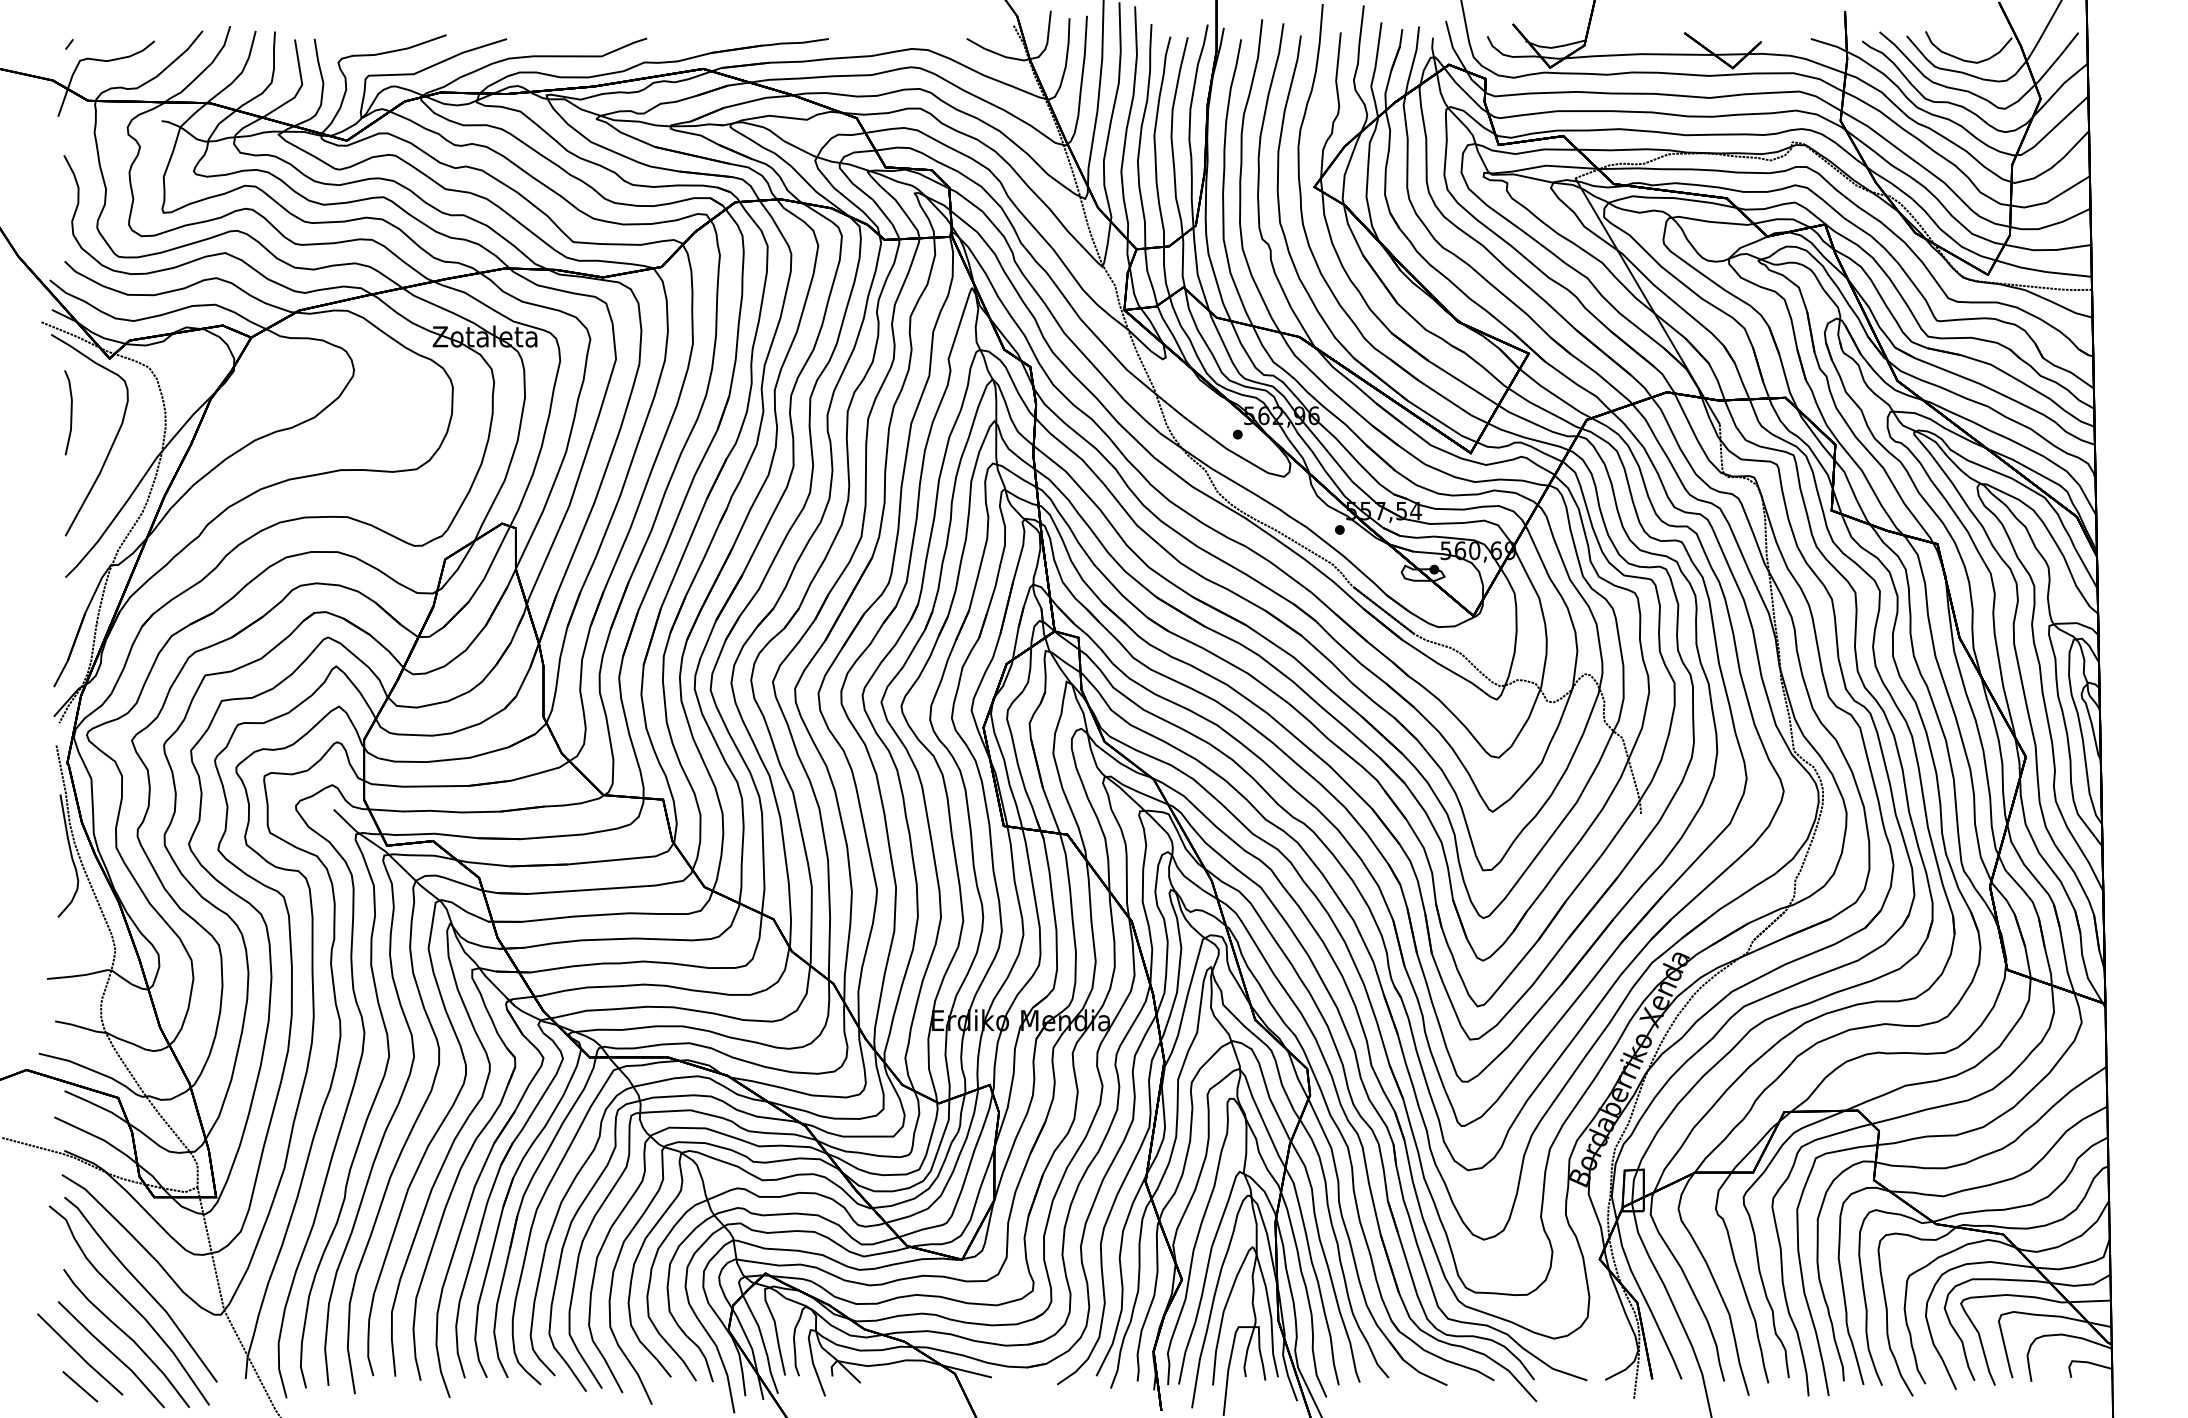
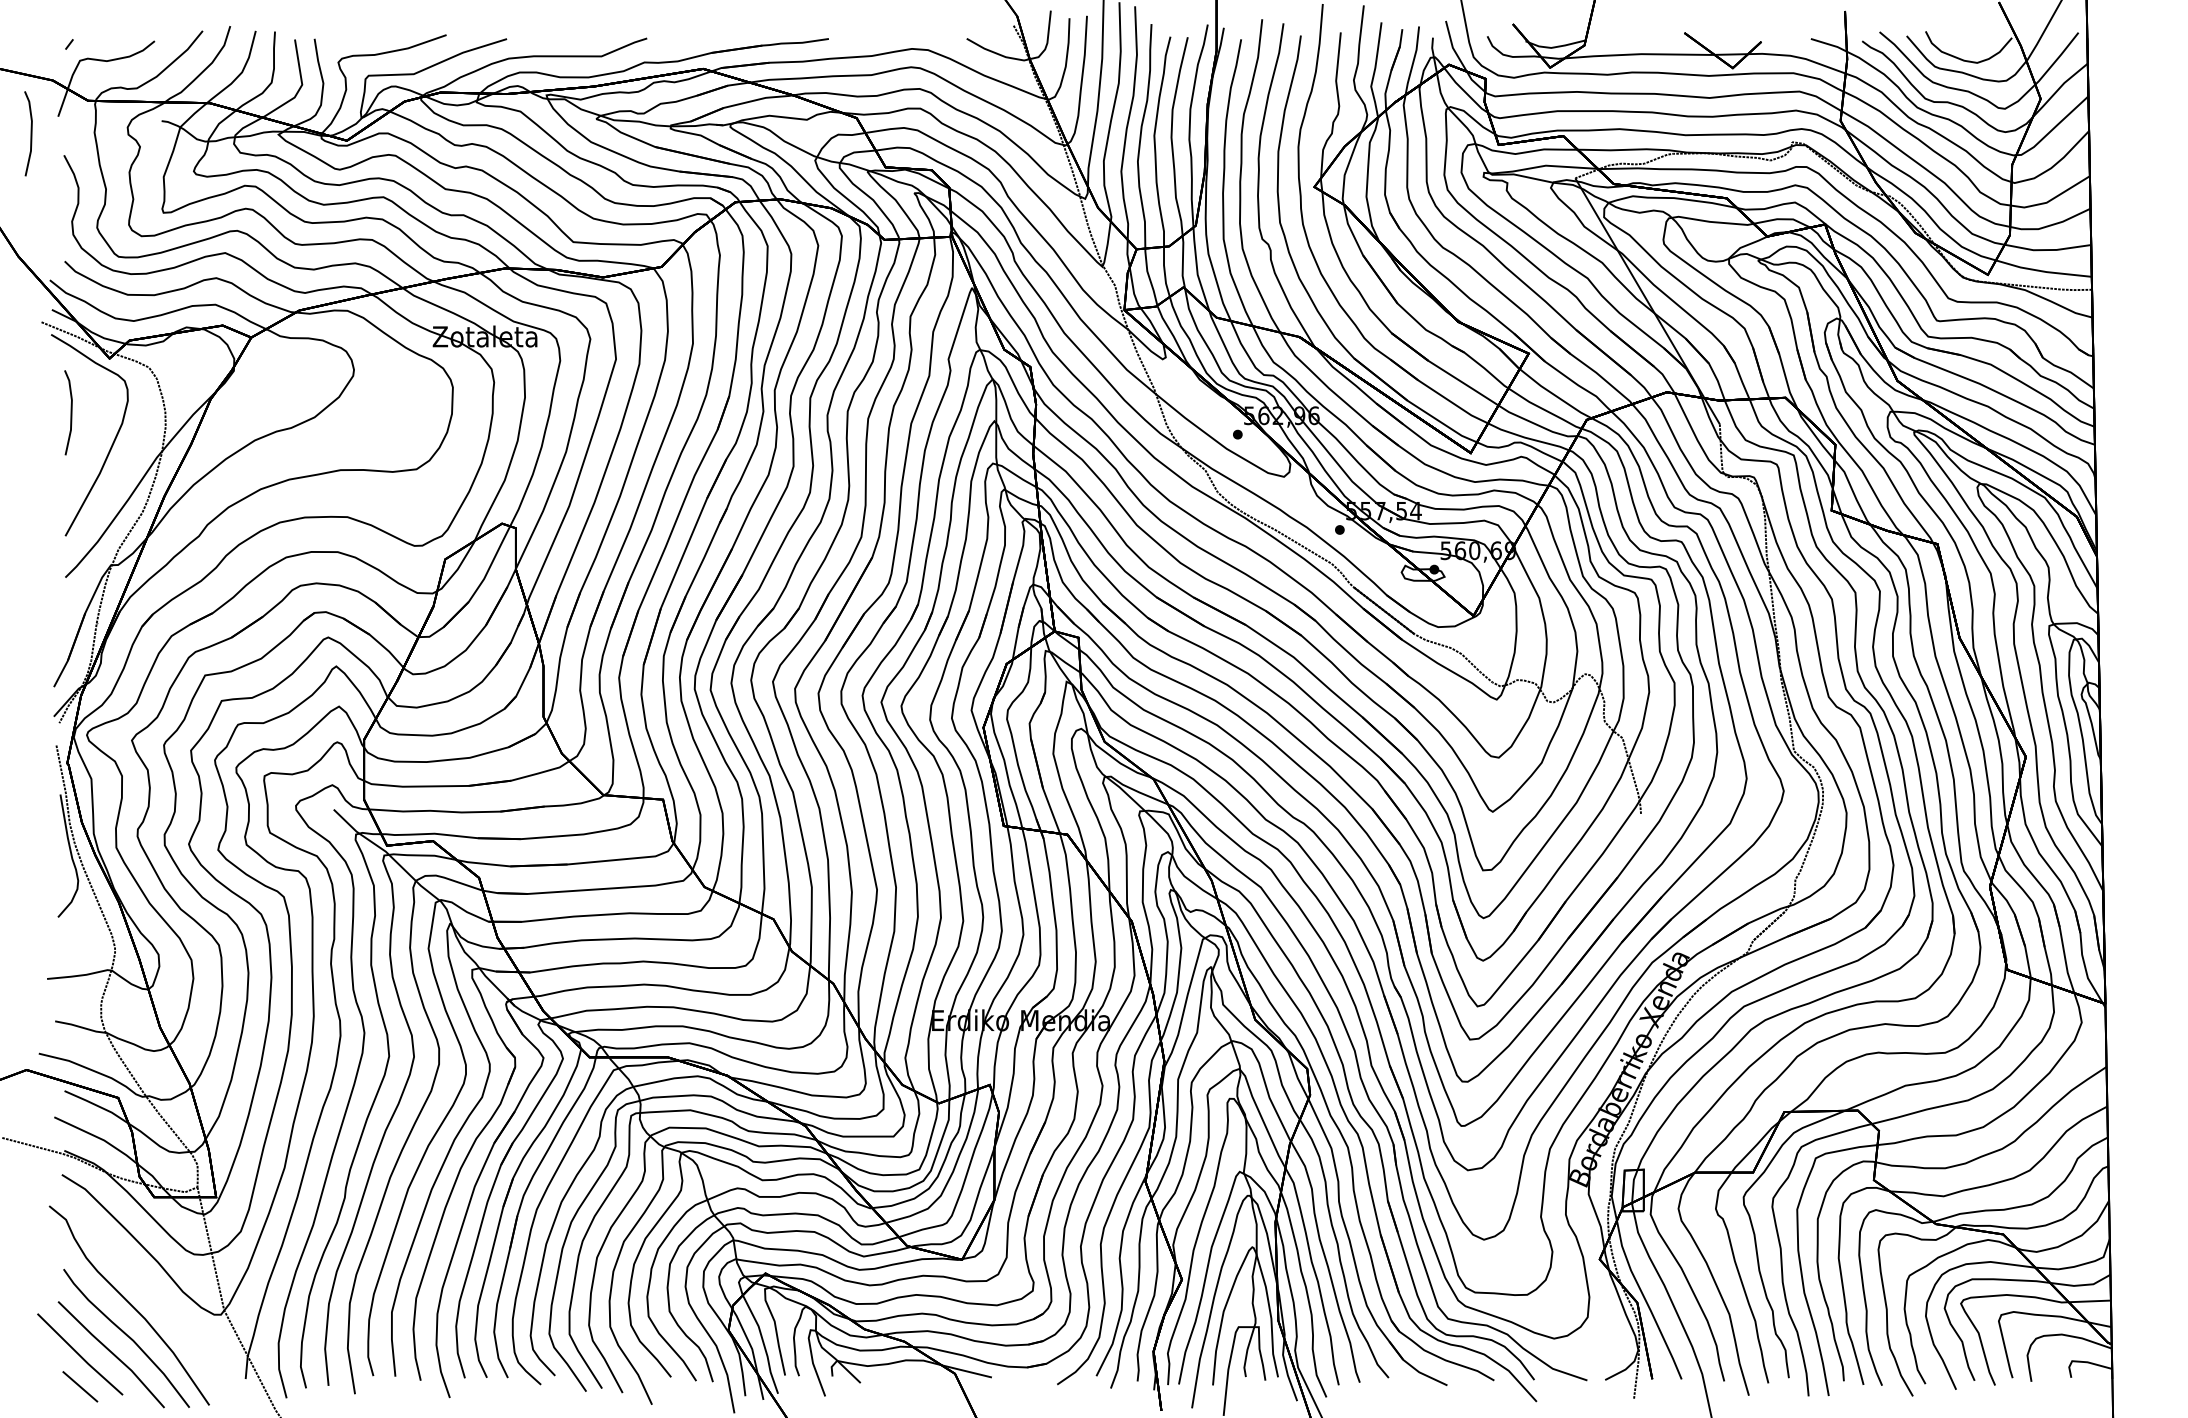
line: none -> present (30, 133)
curve: present -> none (142, 1287)
